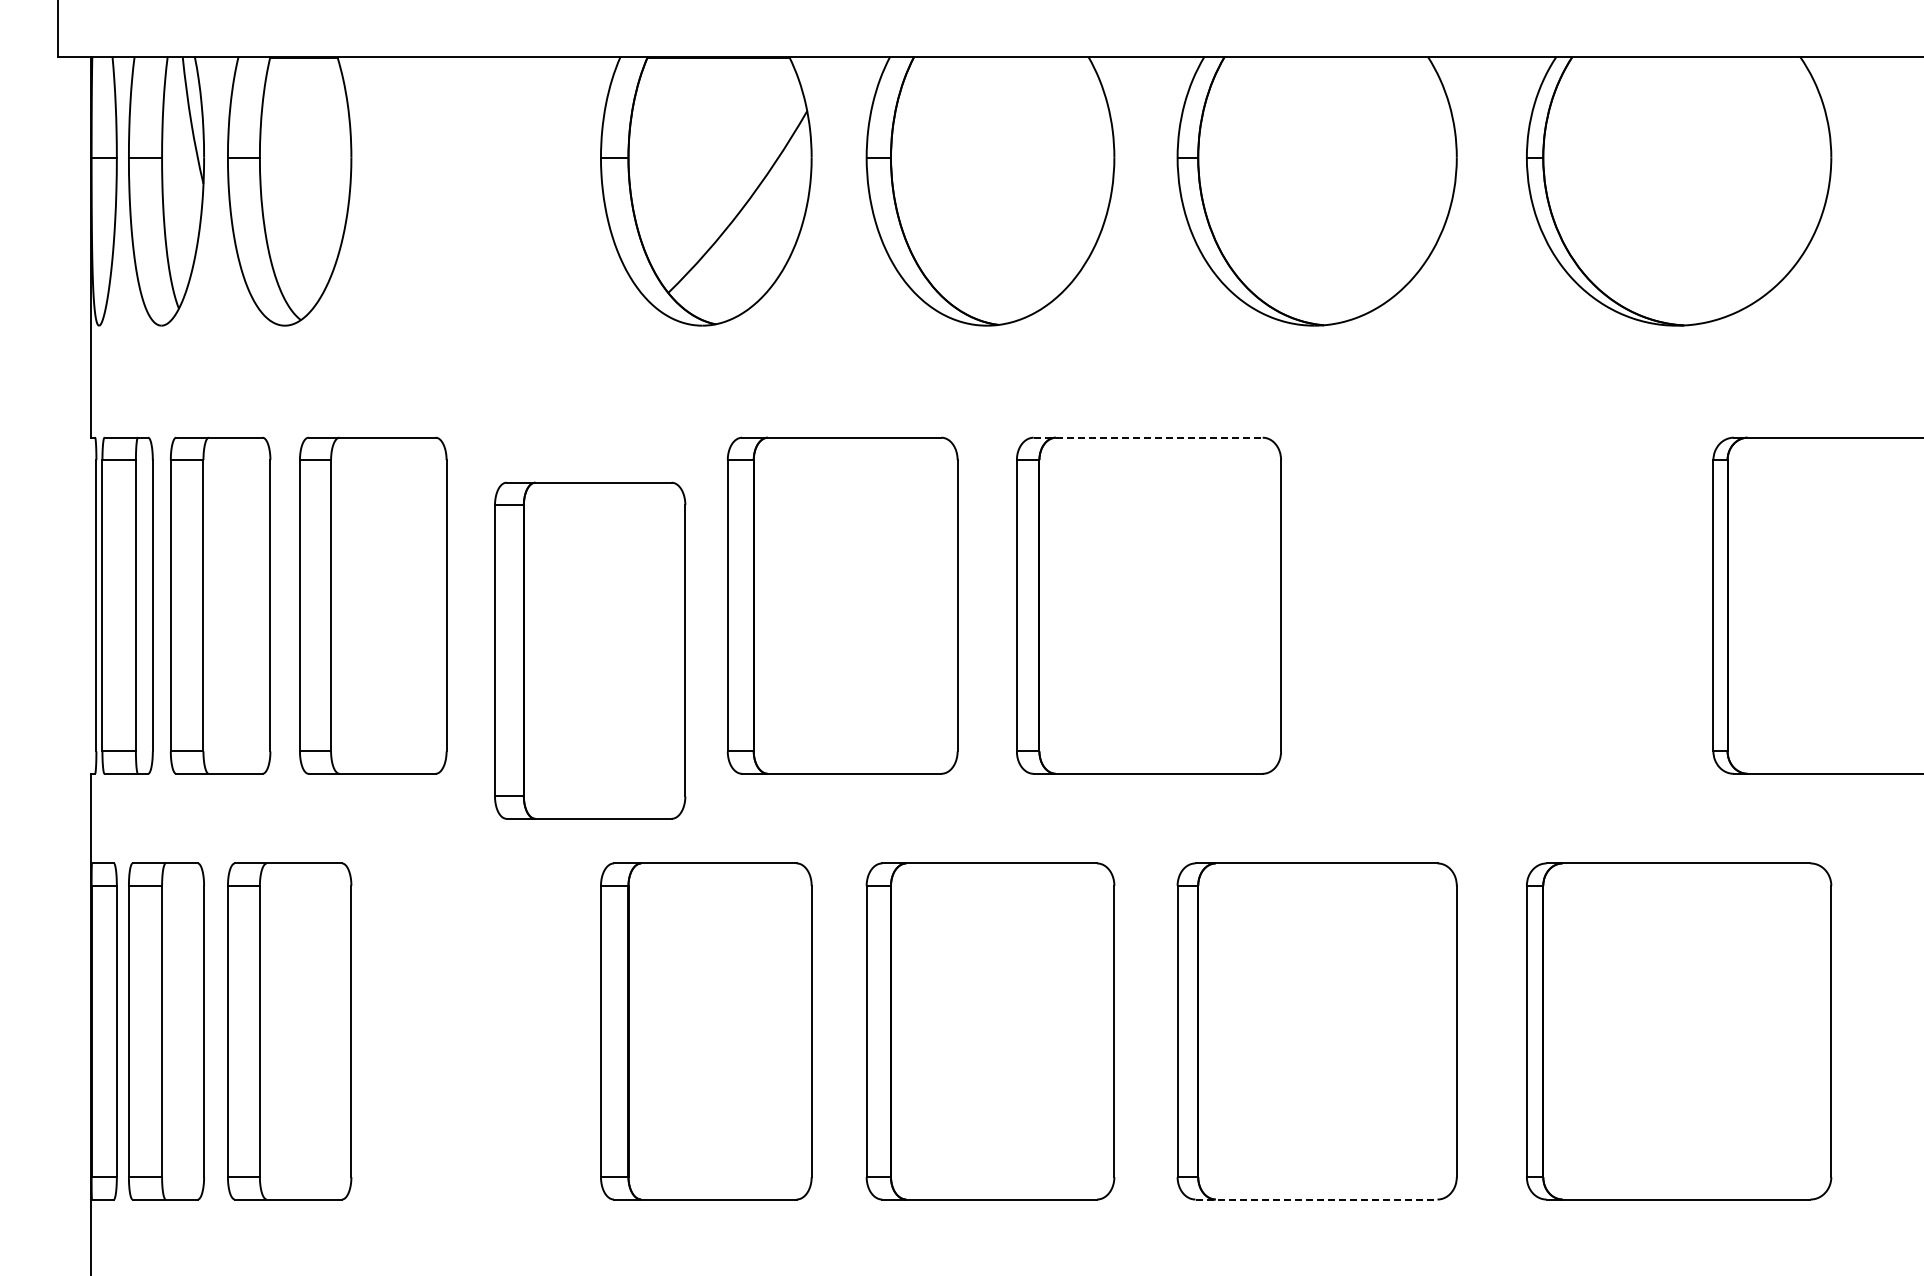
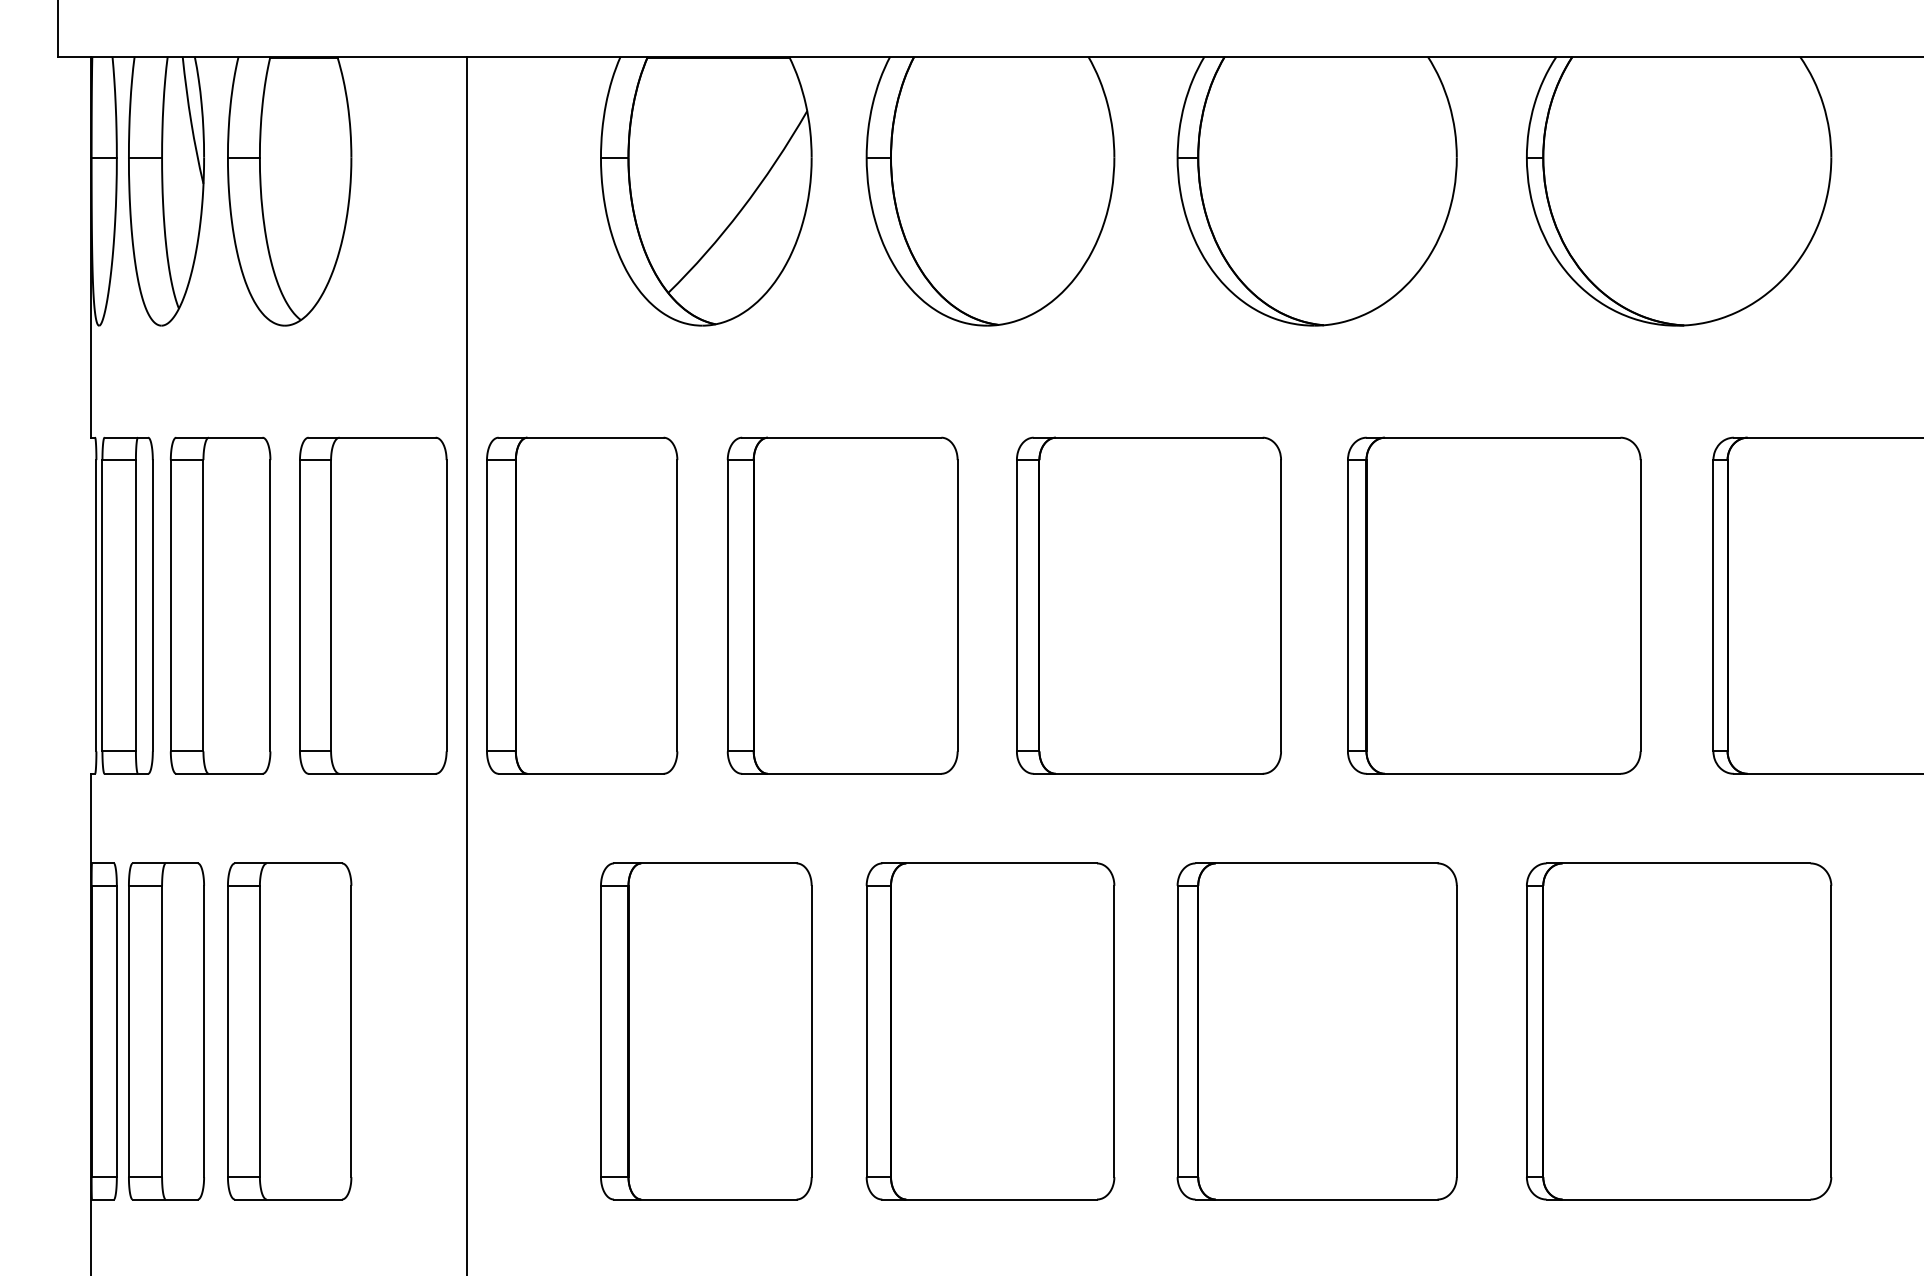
line: dashed -> solid (1148, 437)
part: none -> present (1494, 605)
part position: (590, 650) -> (582, 605) (582, 605)
line: none -> present (466, 664)
line: dashed -> solid (1316, 1199)
